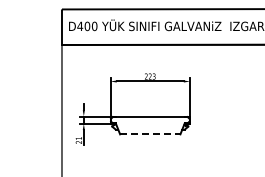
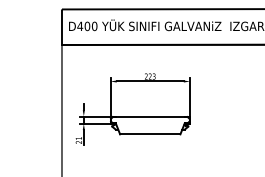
line: dashed -> solid (150, 134)
